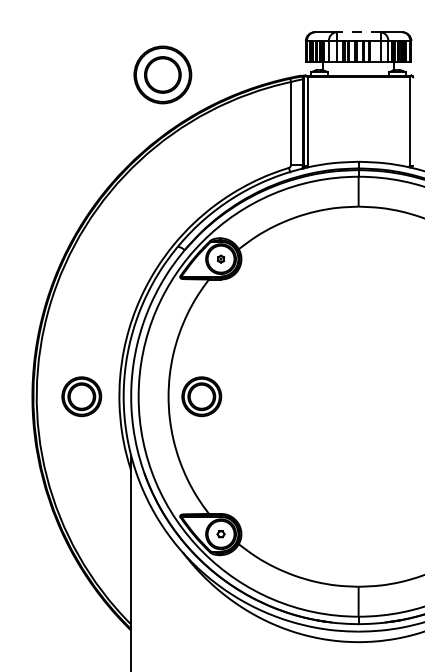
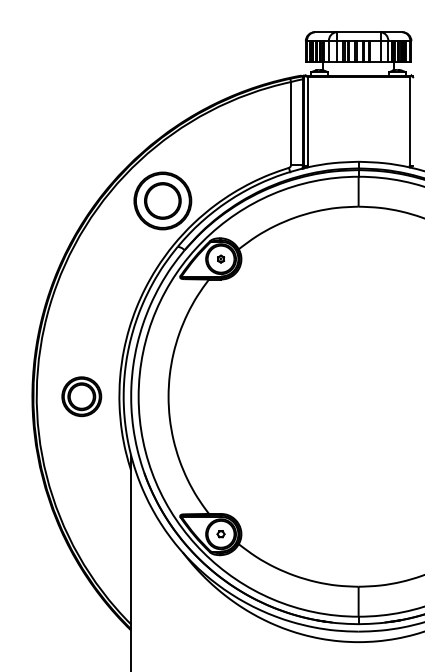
line: dashed -> solid (358, 32)
part position: (162, 74) -> (162, 200) (162, 200)
part: present -> none (201, 396)
